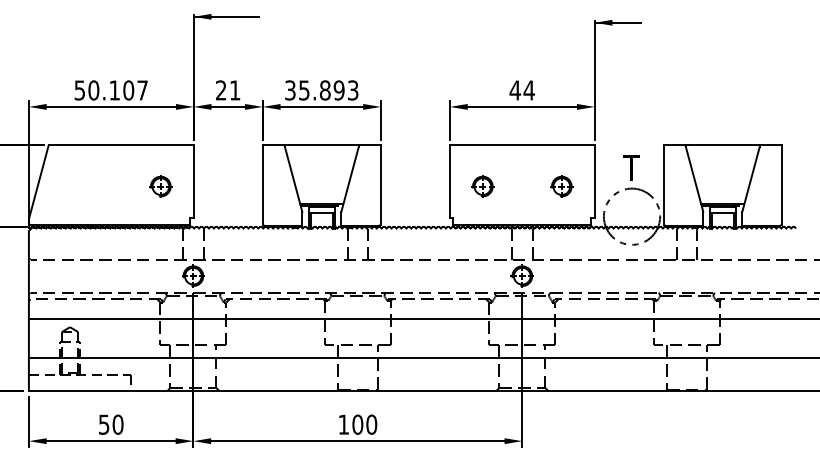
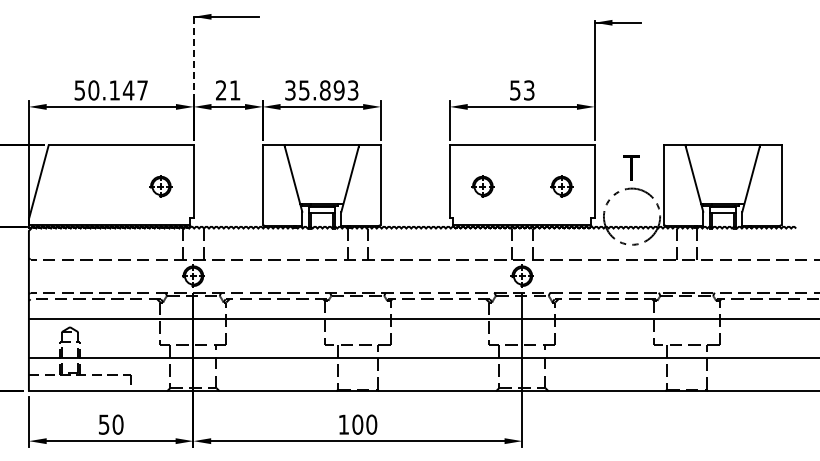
line: solid -> dashed (193, 58)
text: 50.107 -> 50.147 (128, 90)
text: 44 -> 53 (521, 90)
